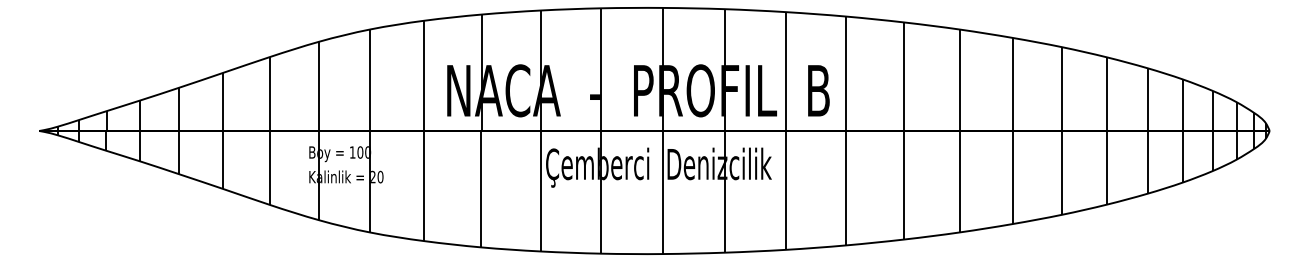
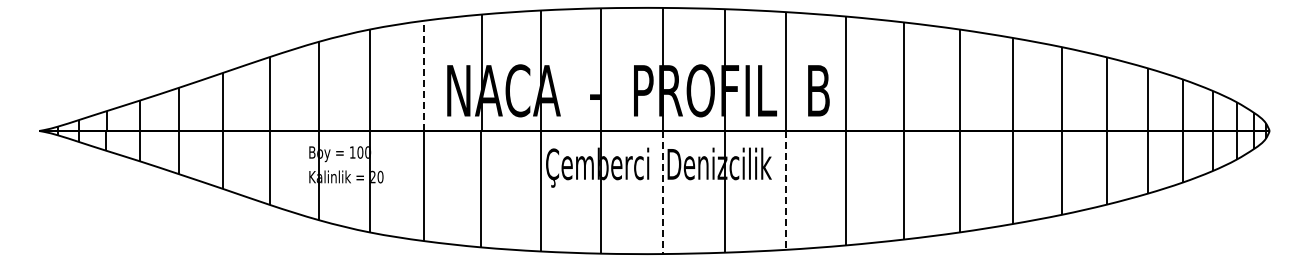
line: solid -> dashed (424, 75)
line: solid -> dashed (785, 190)
line: solid -> dashed (662, 192)
